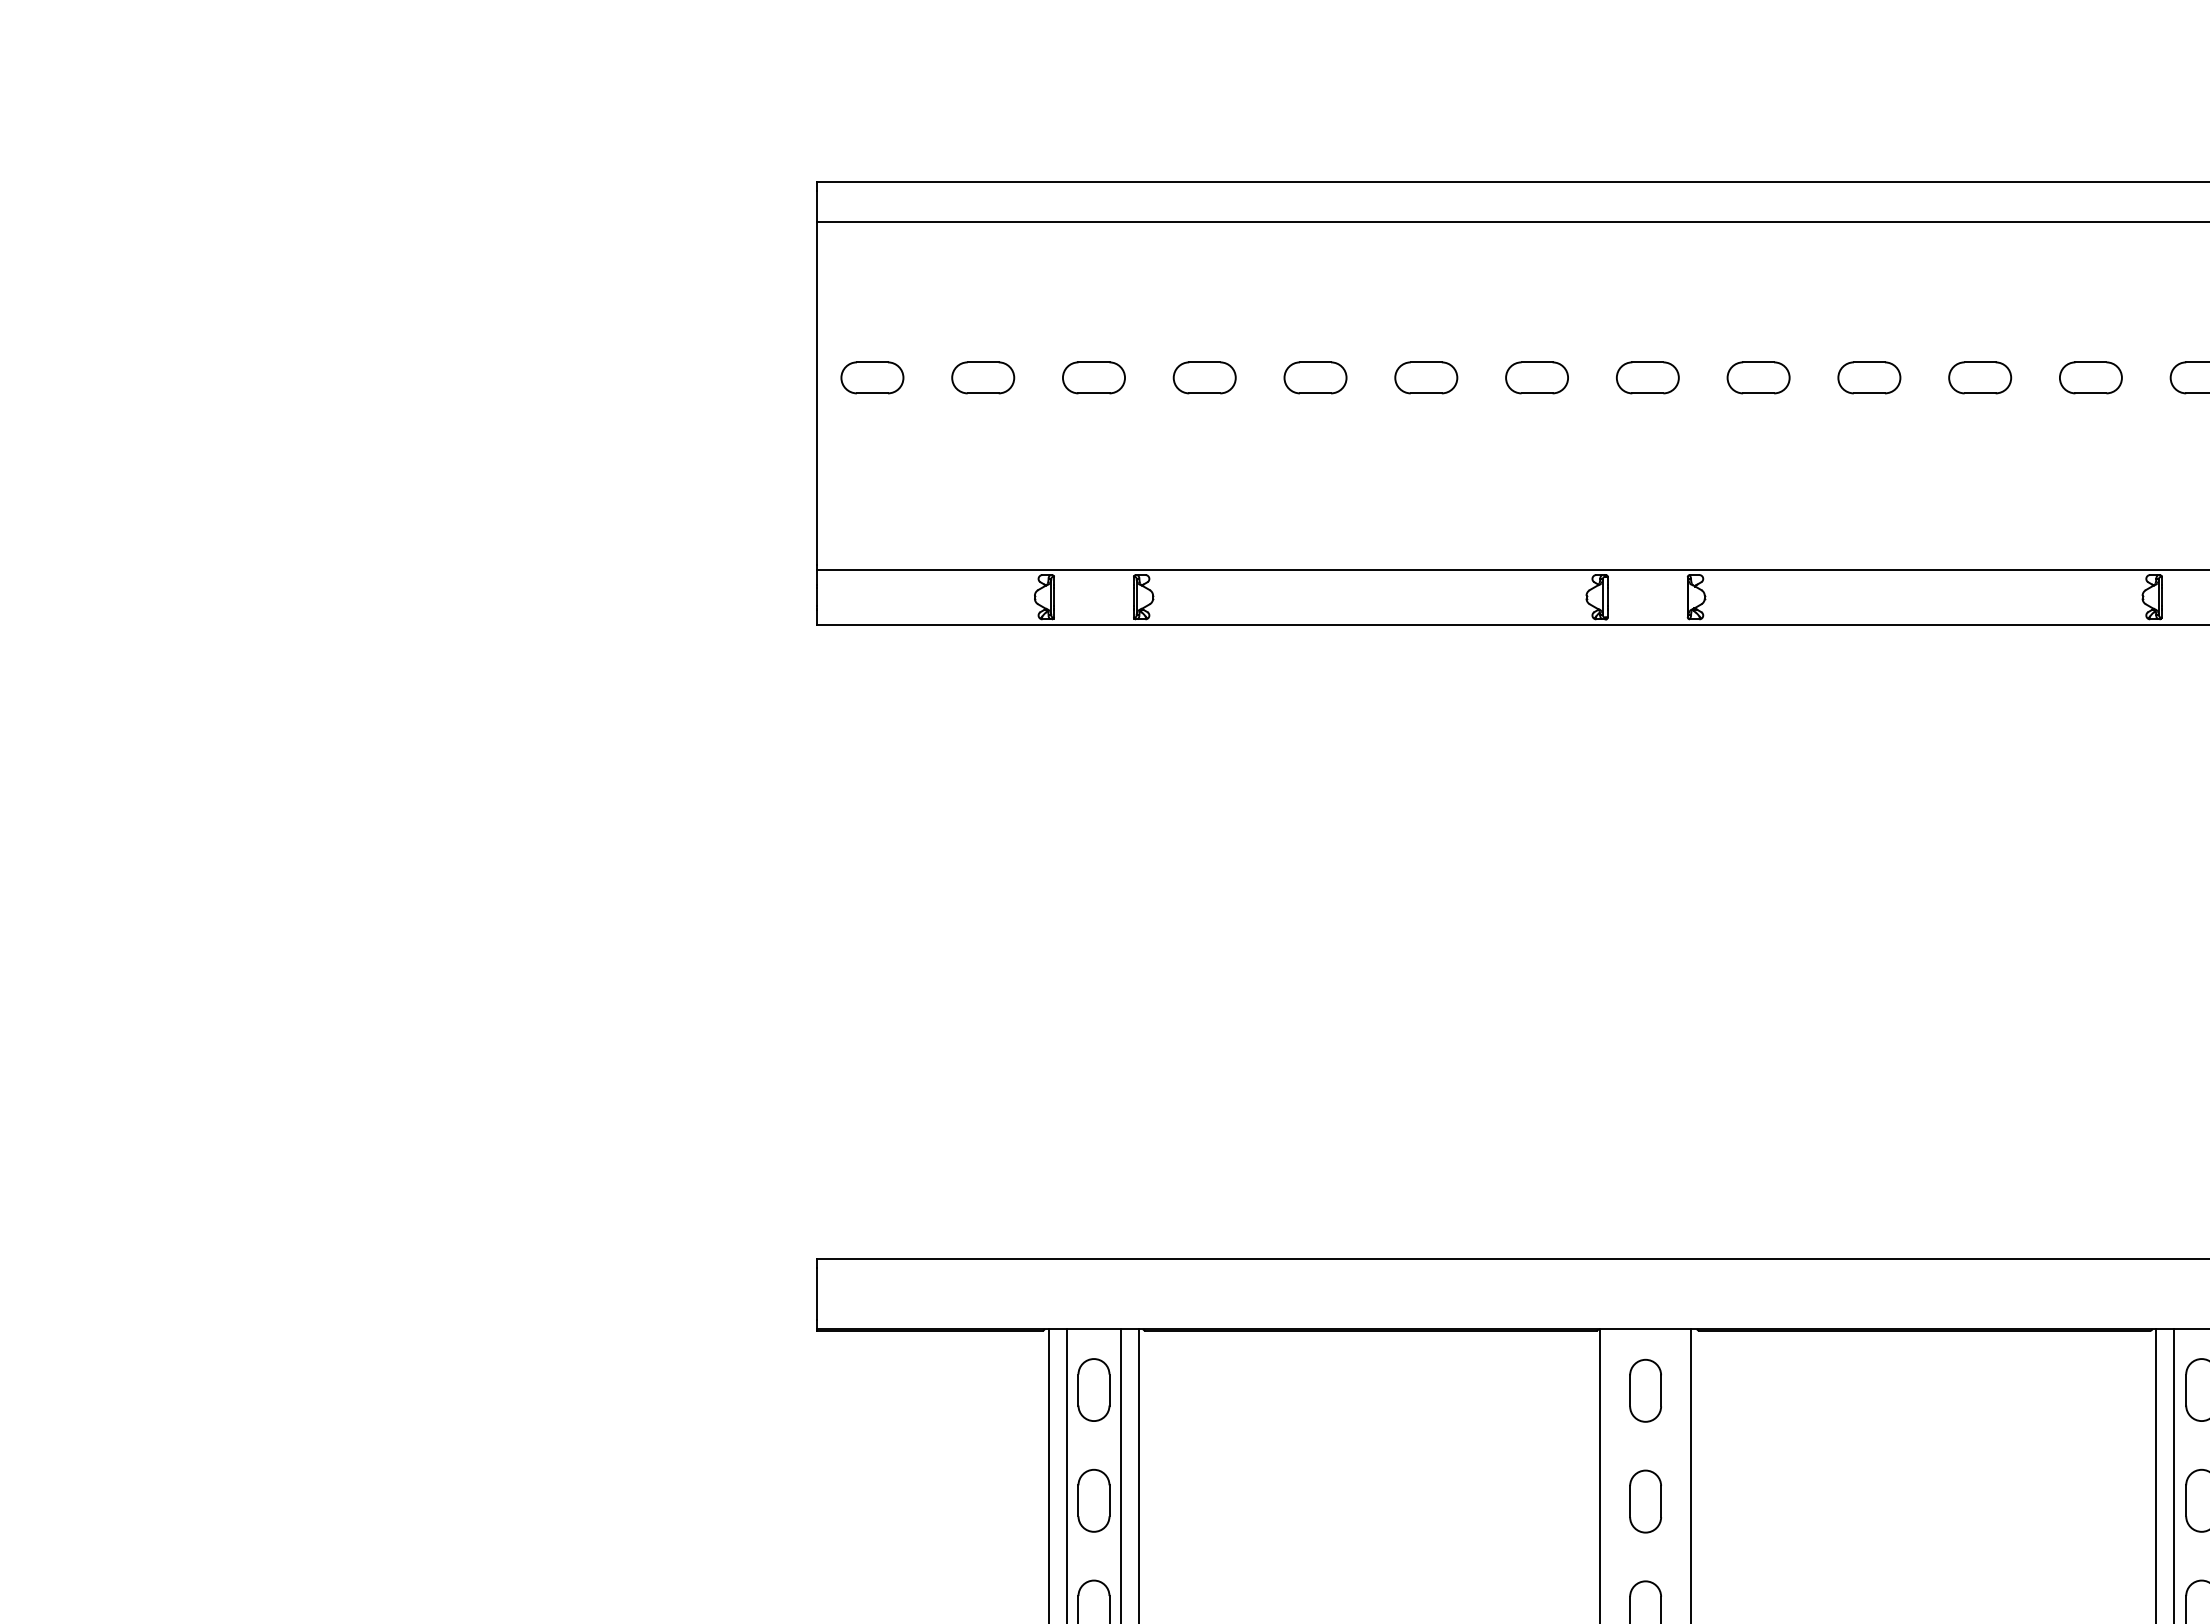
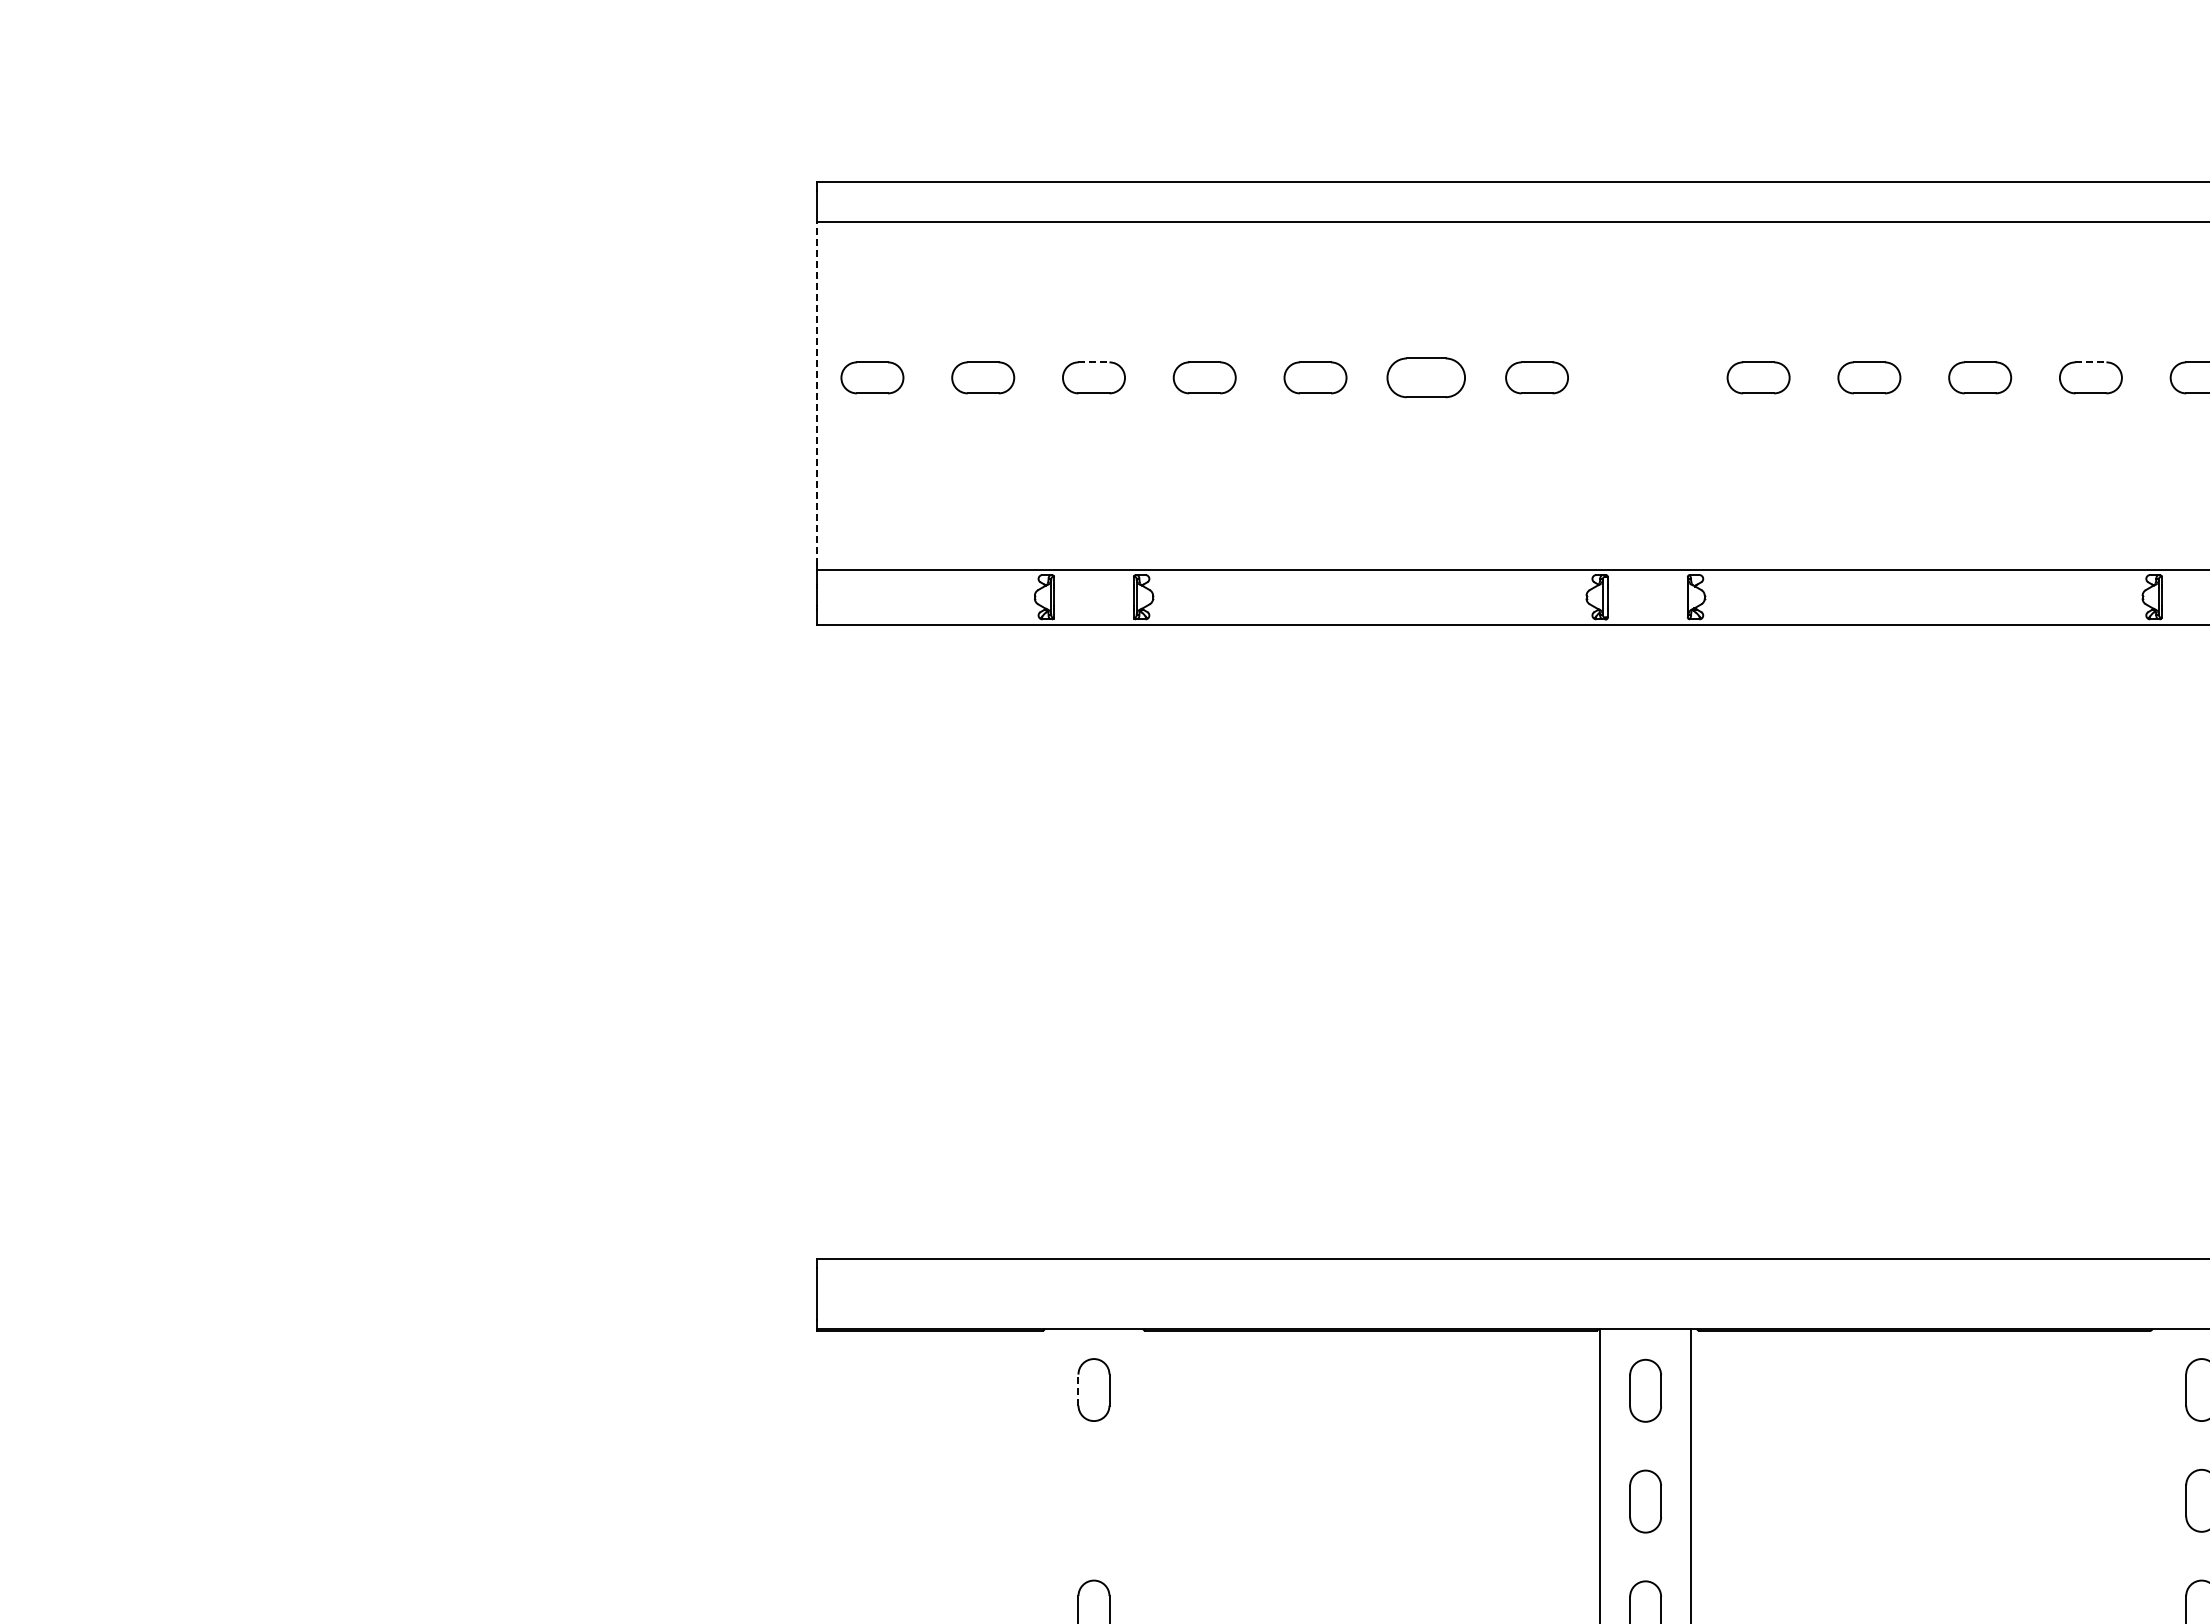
line: solid -> dashed (1093, 362)
line: solid -> dashed (2090, 362)
part size: 65x34 px -> 80x42 px (1425, 377)
part: present -> none (1647, 377)
line: solid -> dashed (817, 393)
line: solid -> dashed (1078, 1390)
line: present -> none (1048, 1474)
line: present -> none (1066, 1474)
line: present -> none (1121, 1474)
line: present -> none (1139, 1474)
line: present -> none (2156, 1474)
line: present -> none (2174, 1474)
part: present -> none (1093, 1500)
